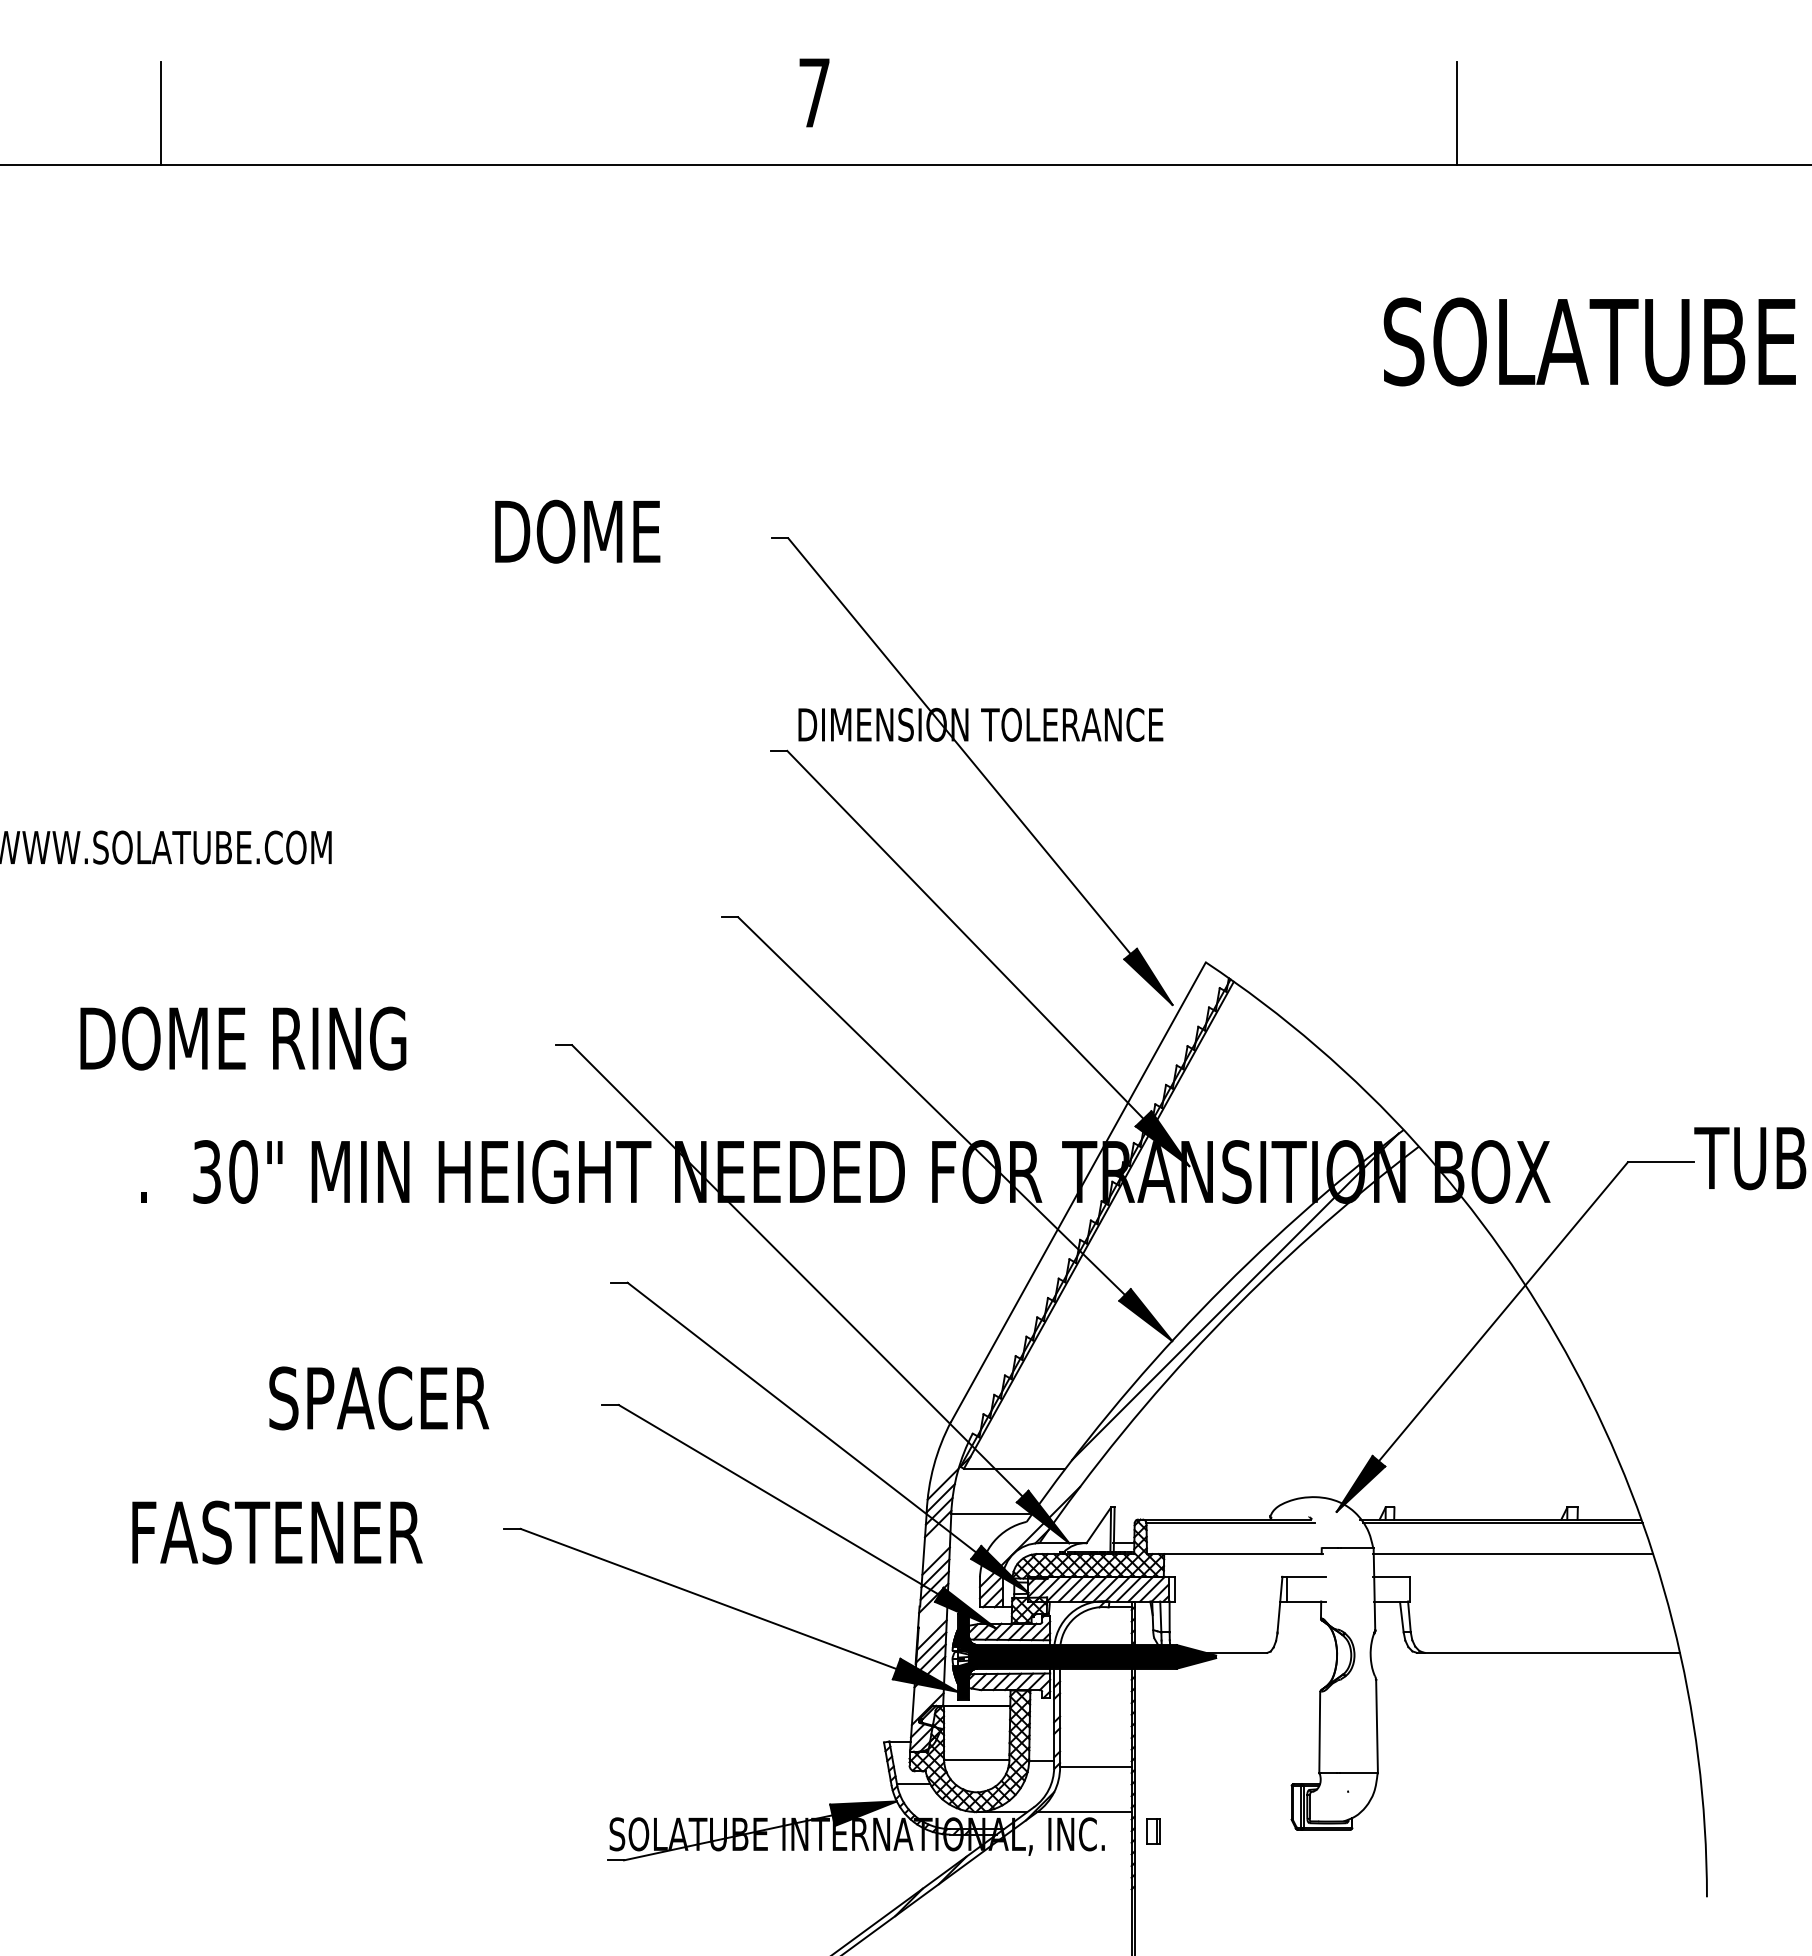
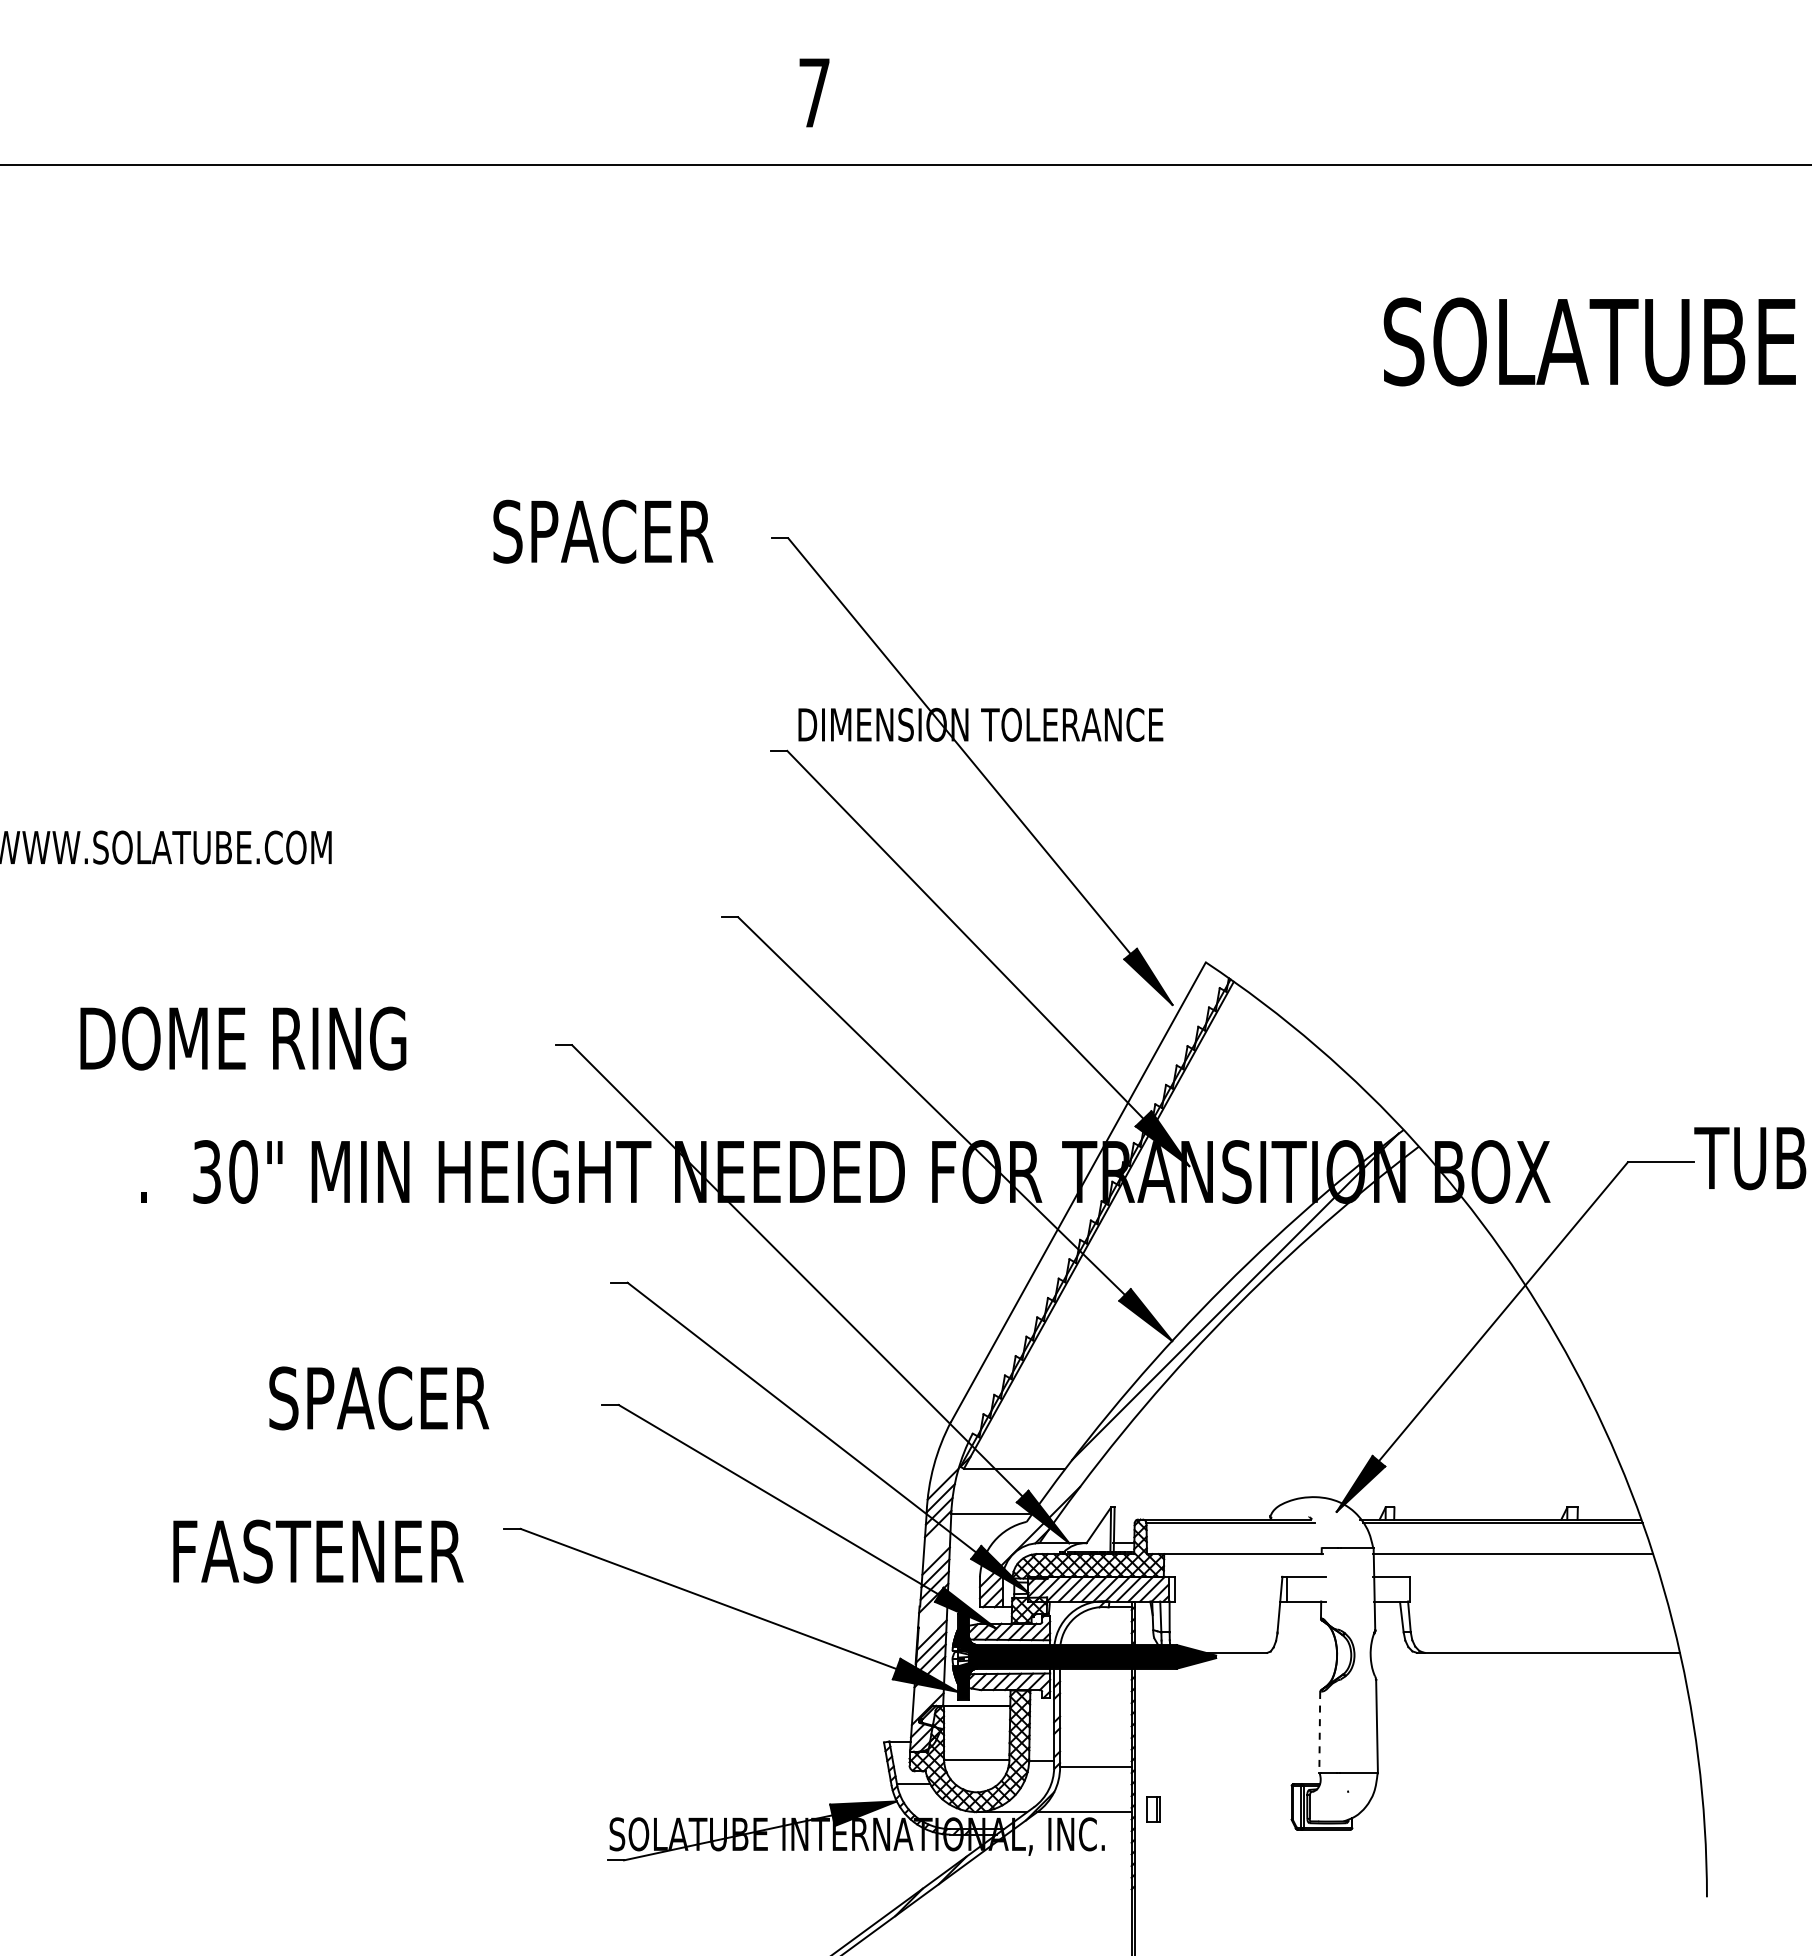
line: present -> none (161, 113)
line: present -> none (1457, 113)
text: DOME -> SPACER (603, 531)
text position: (277, 1532) -> (318, 1551) (318, 1551)
line: solid -> dashed (1319, 1732)
part position: (1153, 1831) -> (1153, 1809) (1153, 1809)
